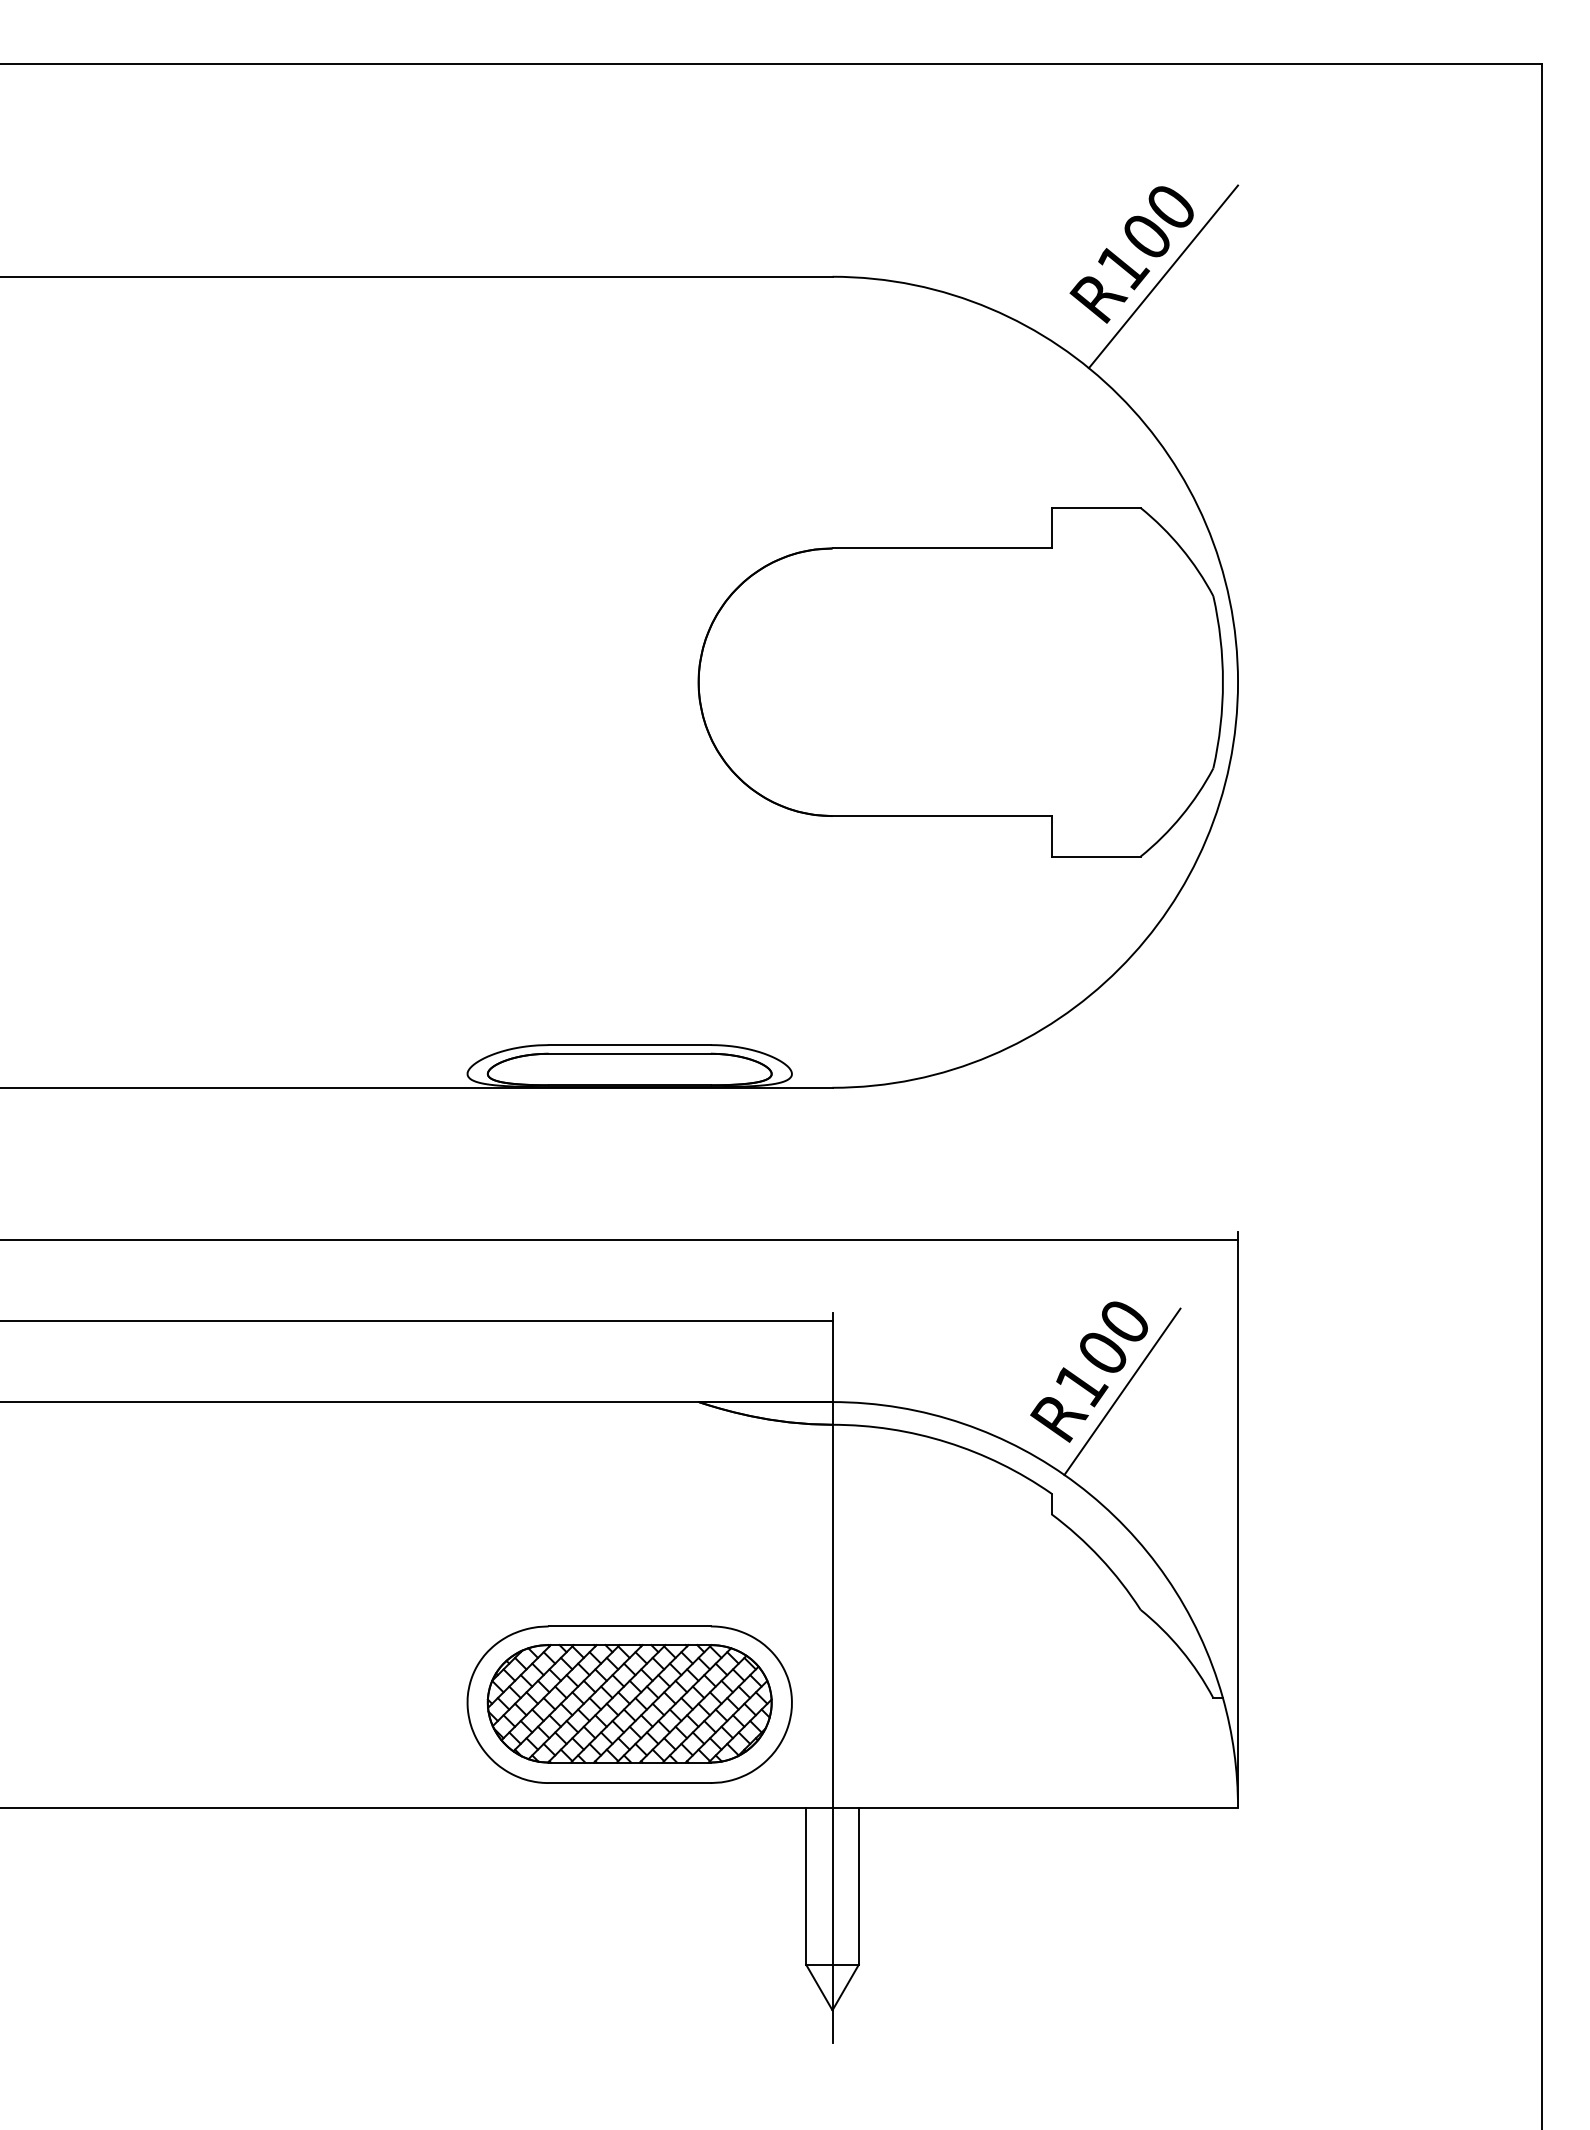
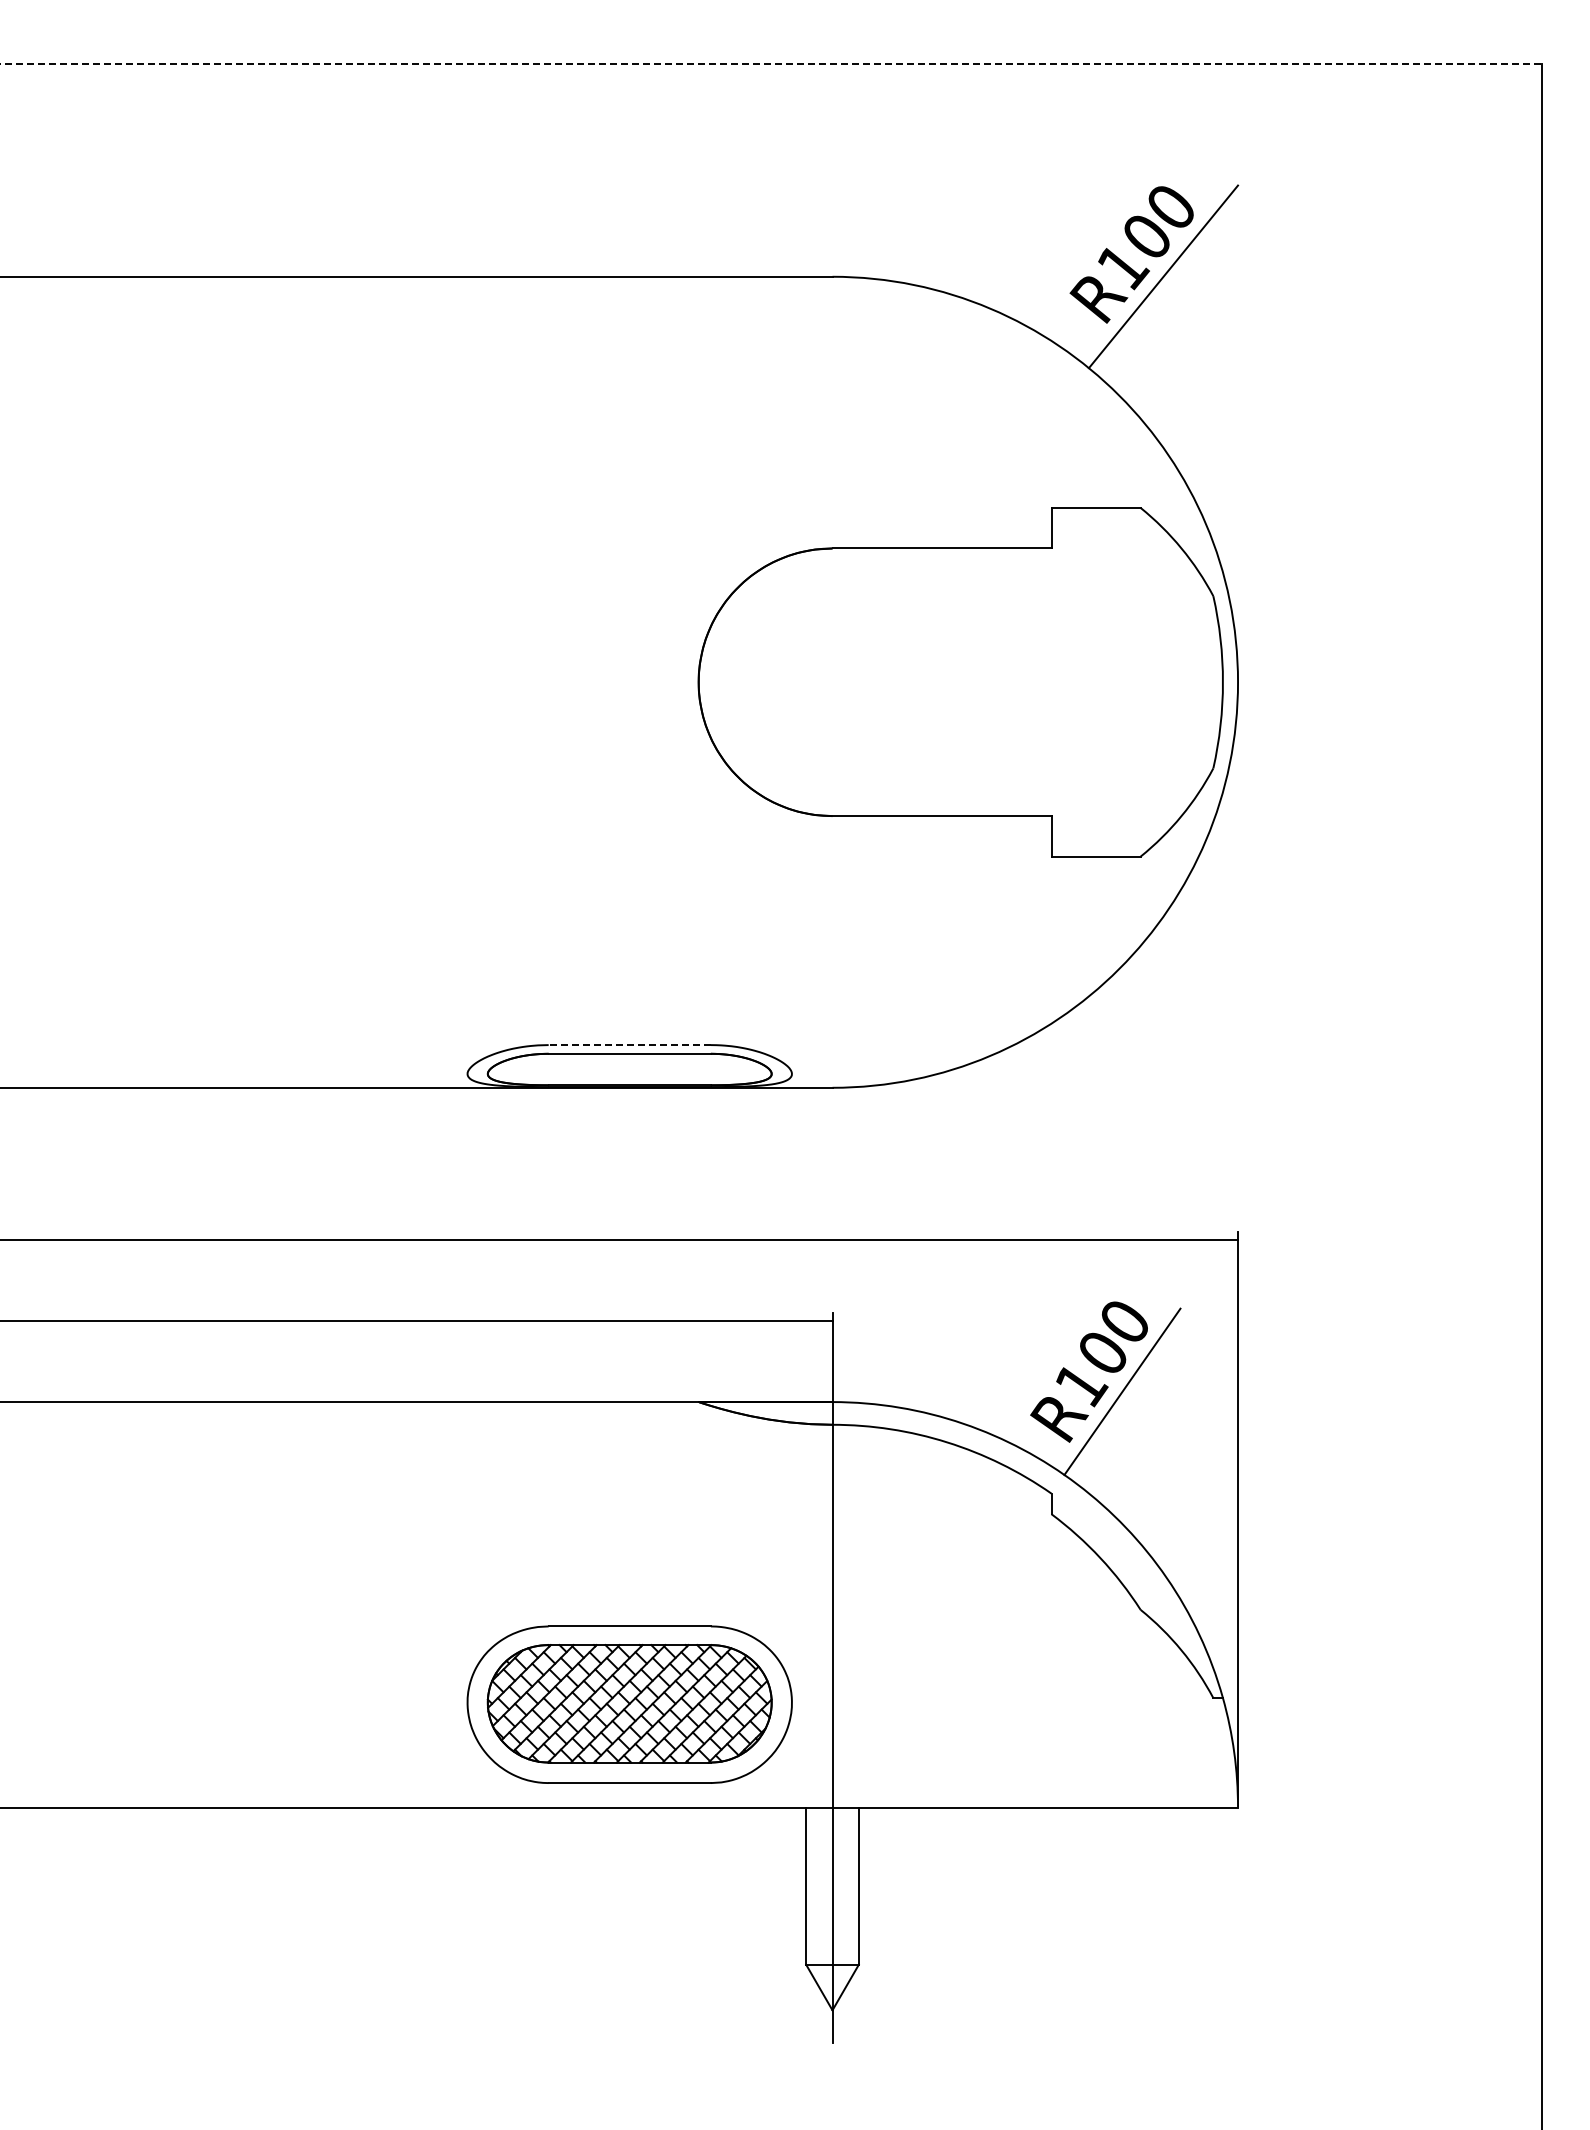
line: solid -> dashed (771, 63)
line: solid -> dashed (629, 1045)
